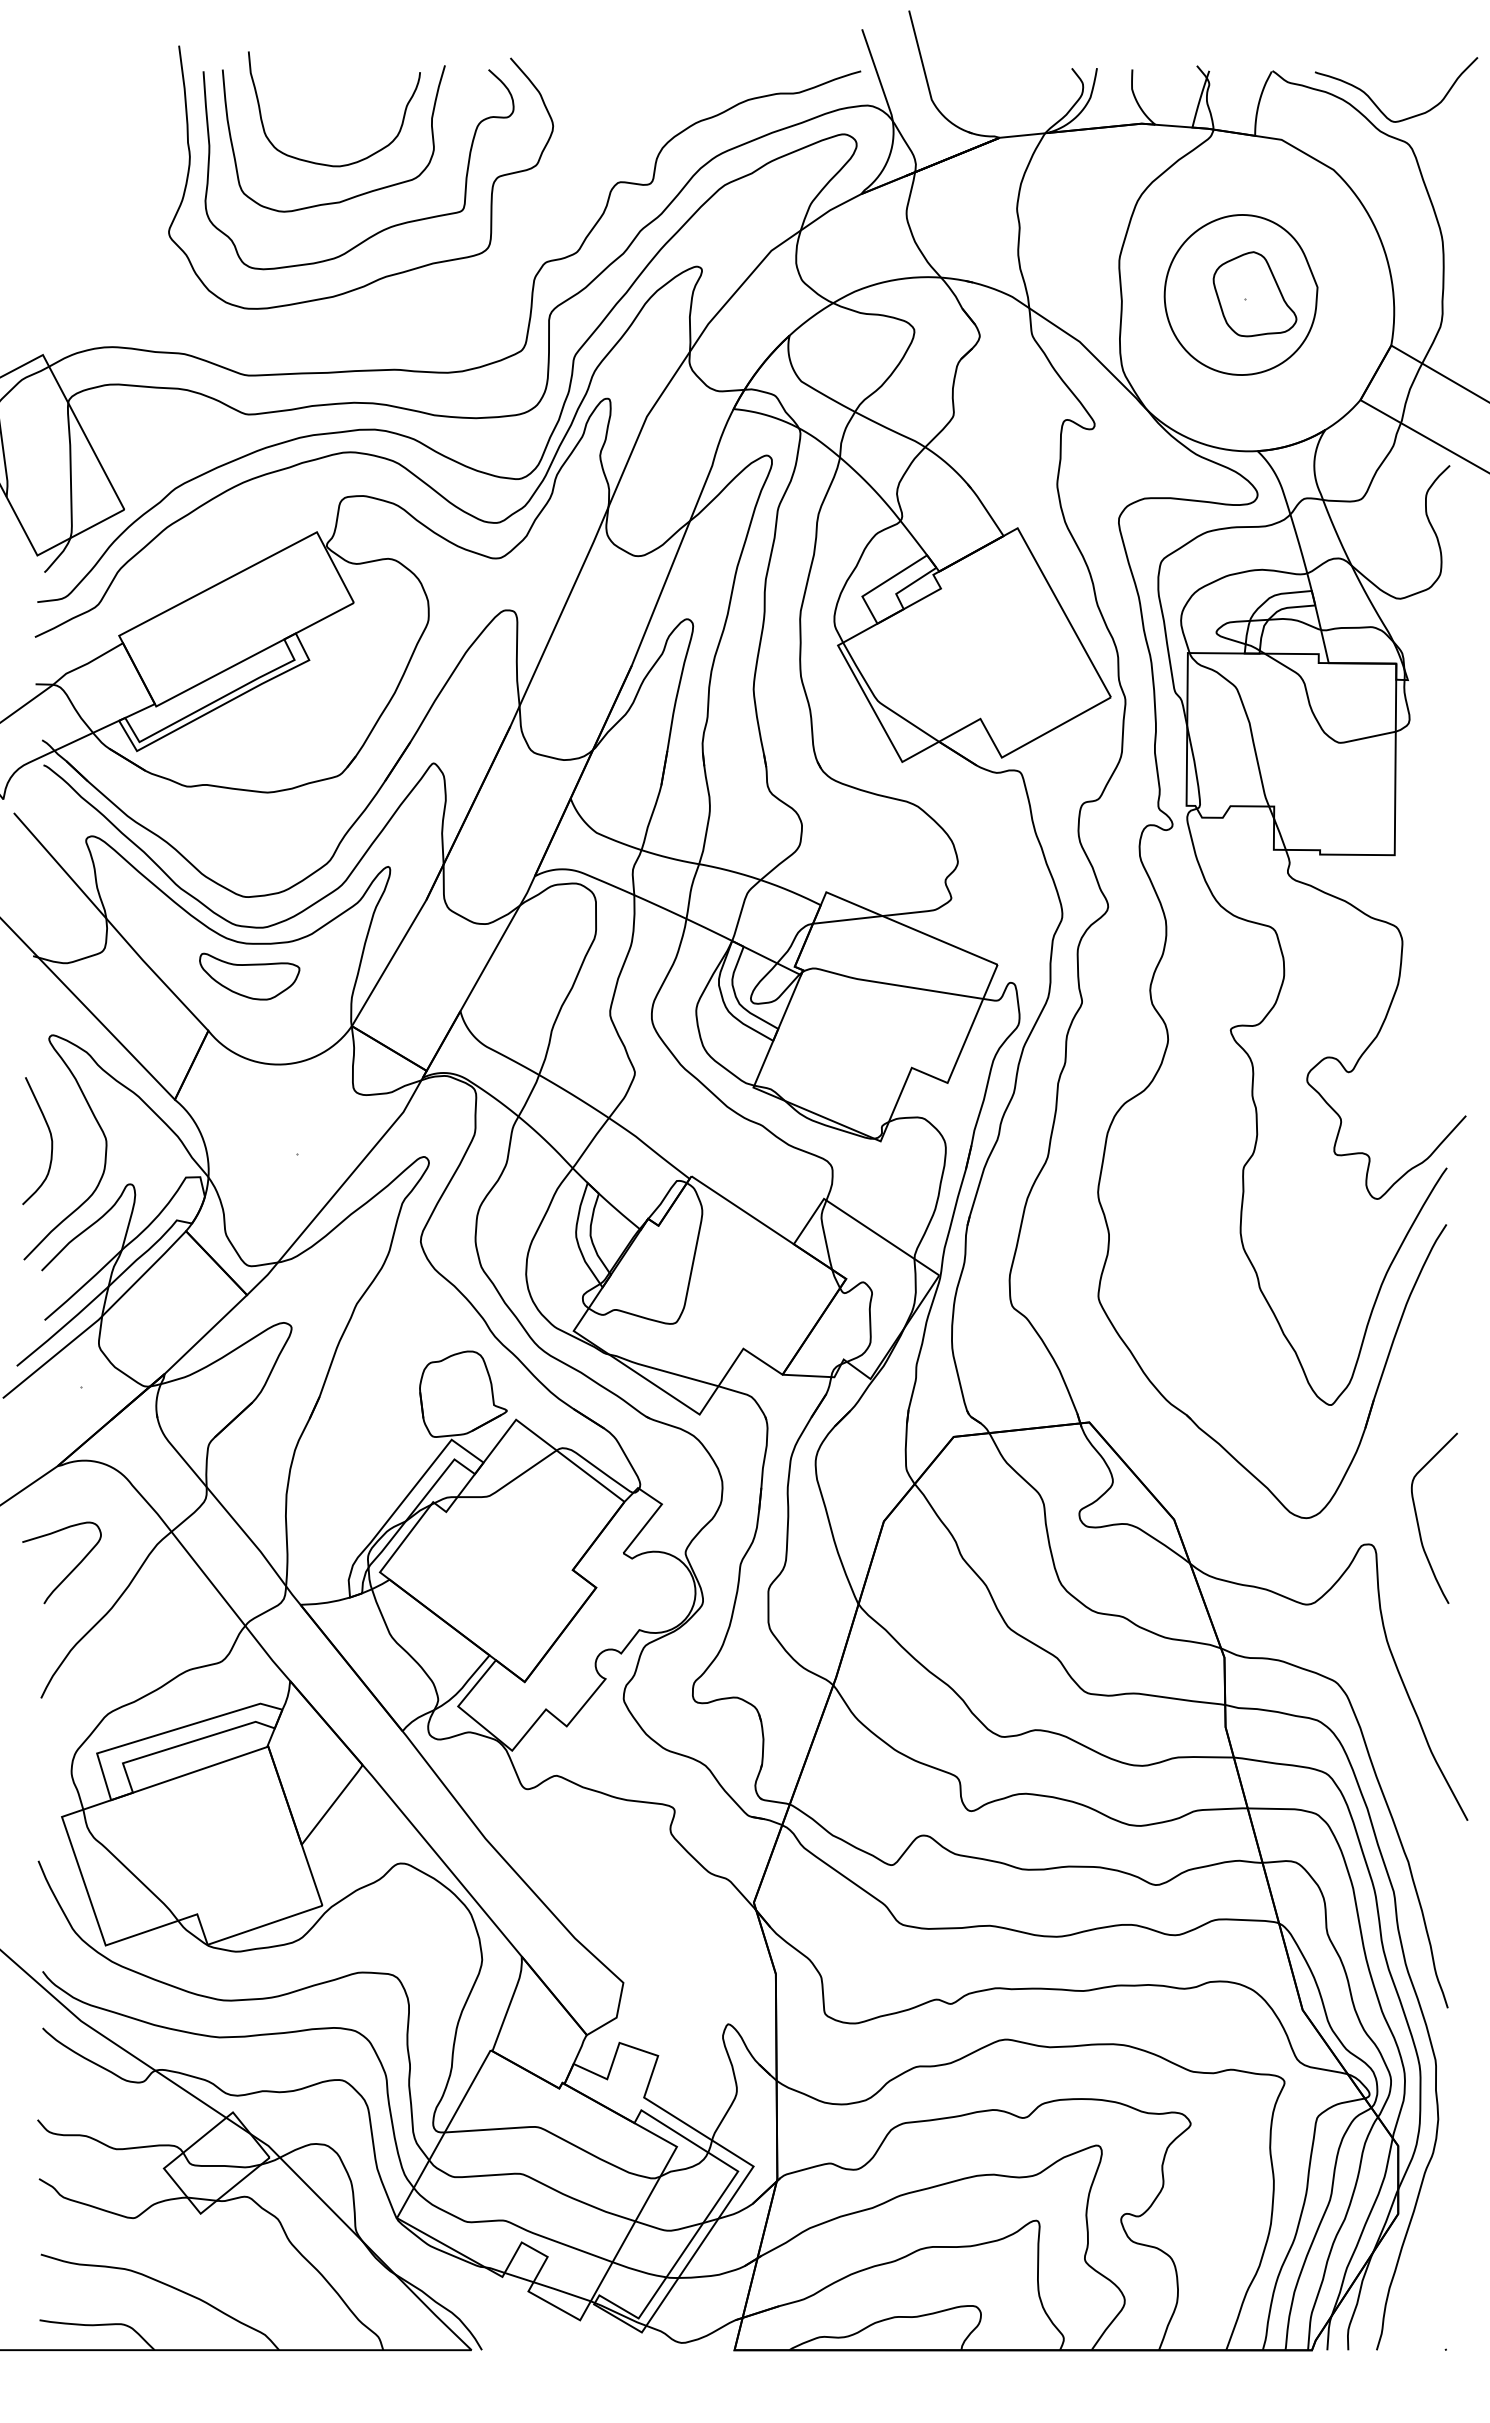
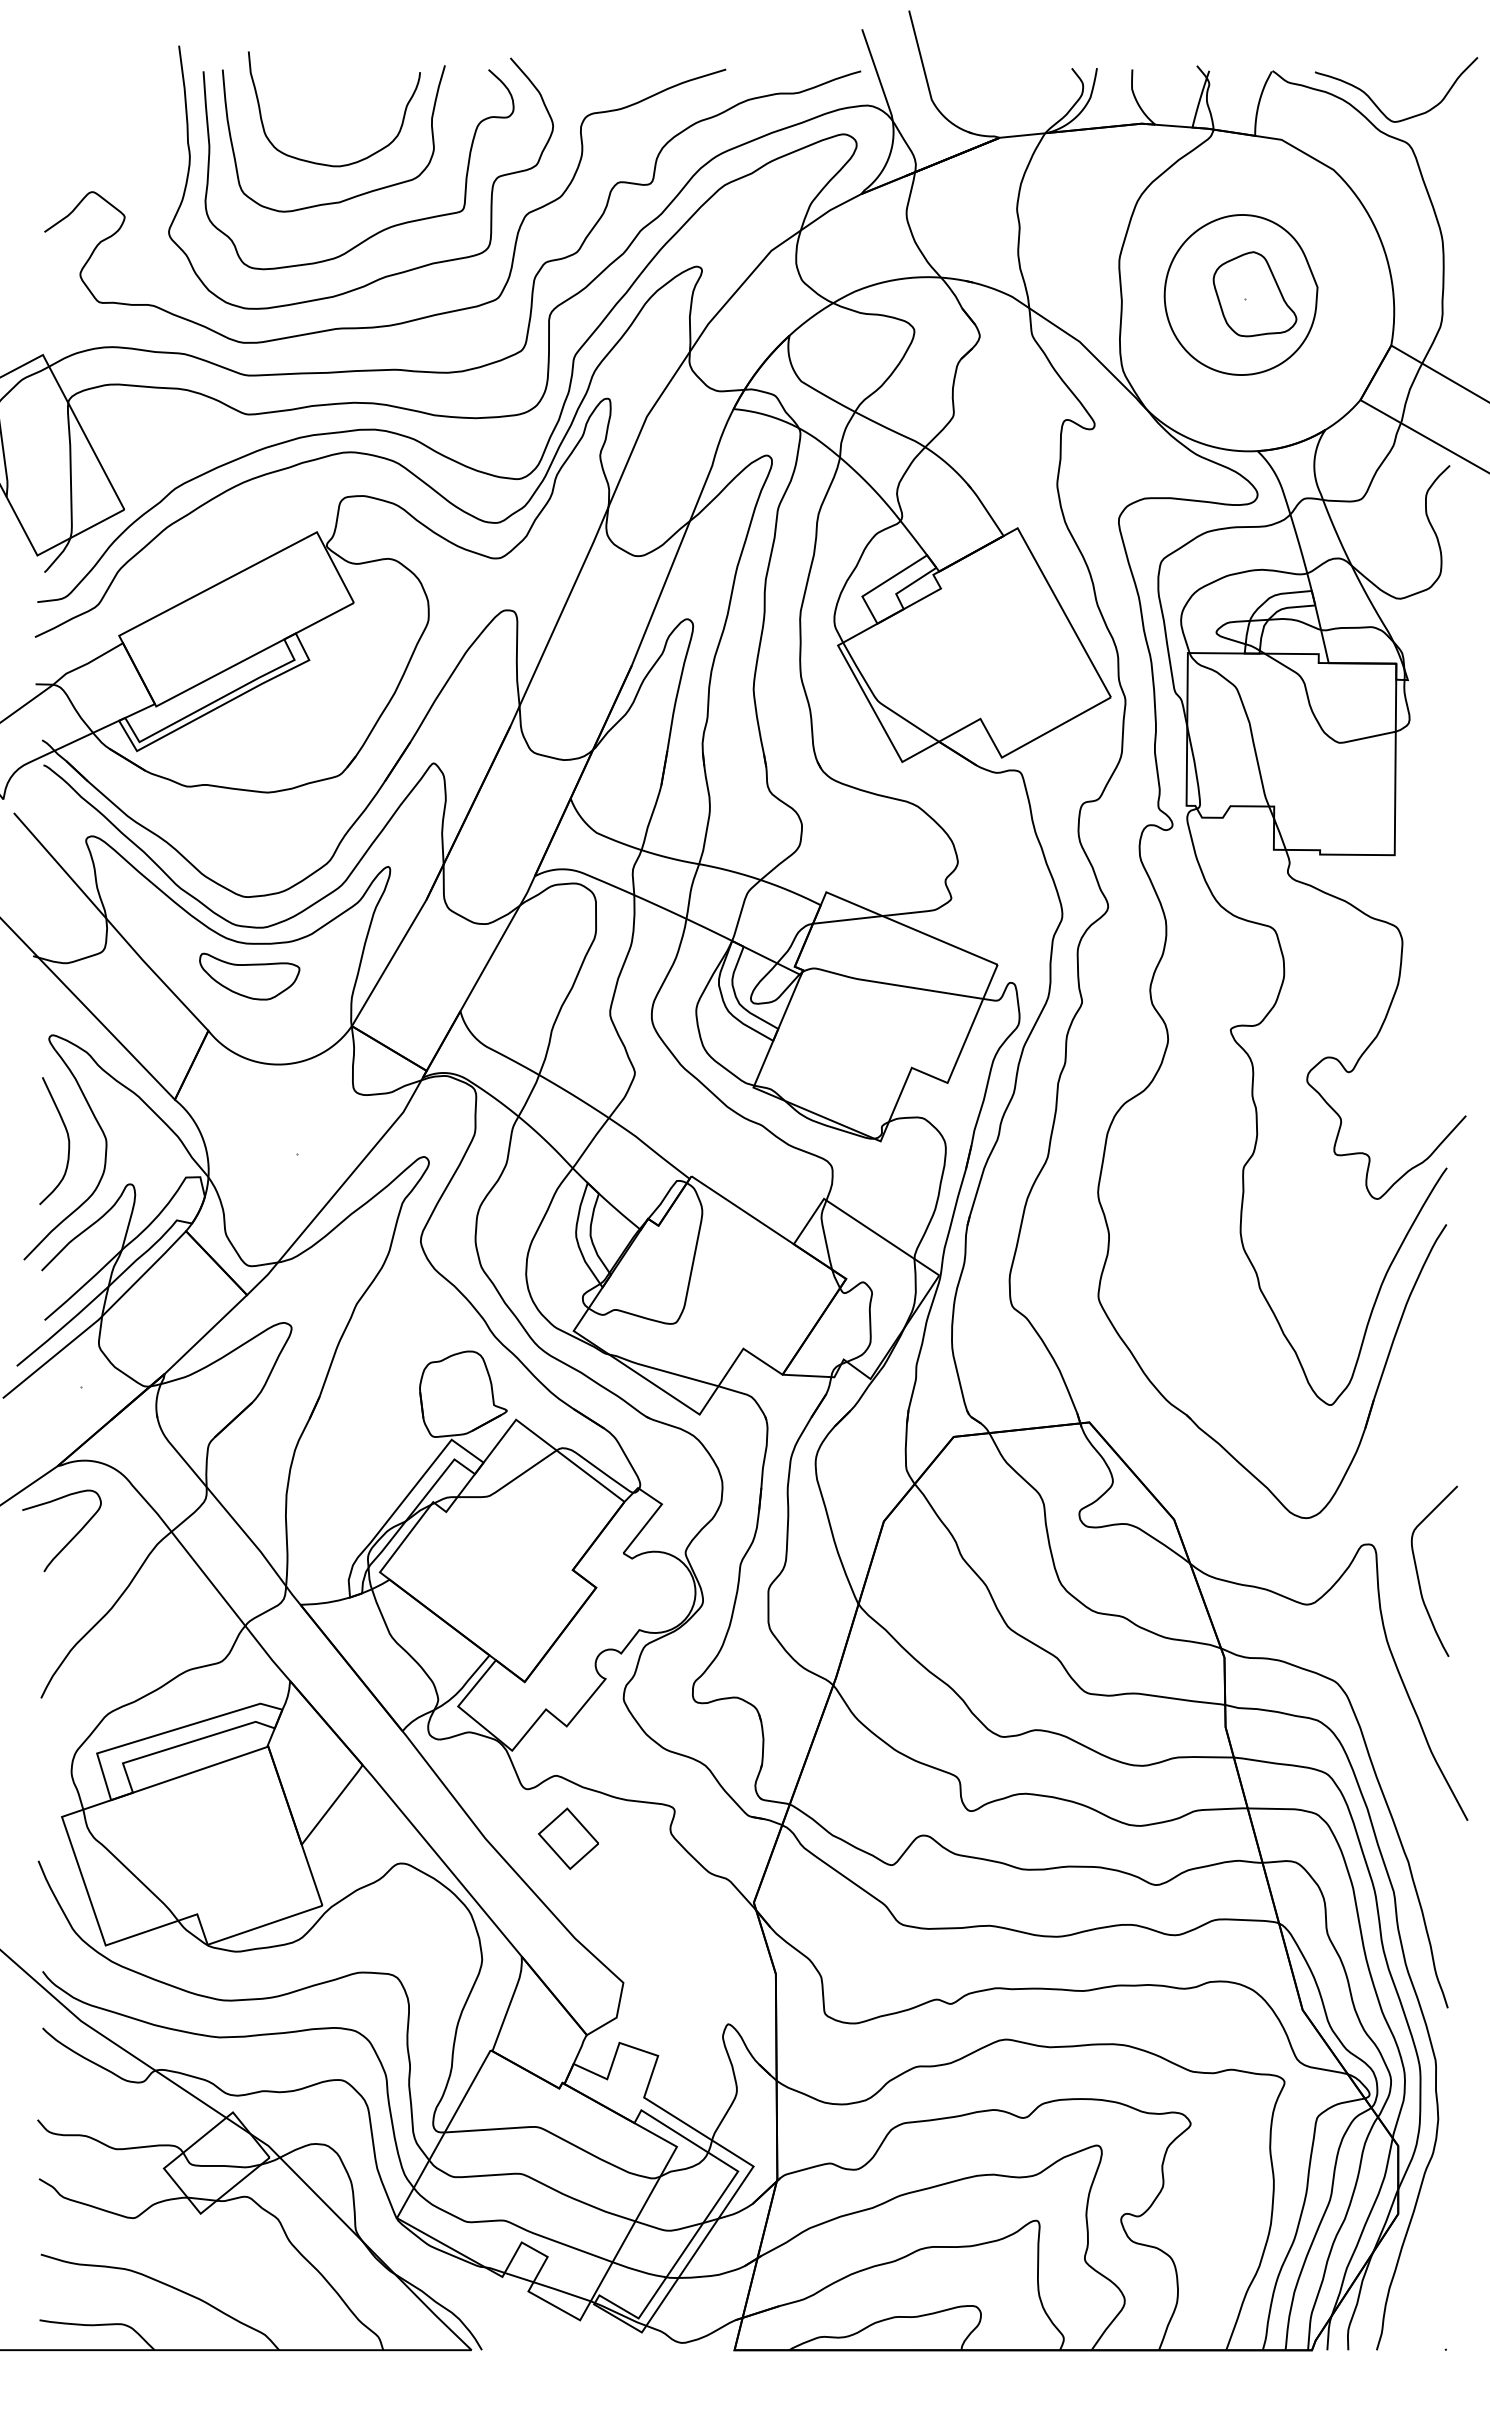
curve: none -> present (412, 319)
curve position: (50, 1138) -> (67, 1138) (67, 1138)
curve position: (1418, 1520) -> (1418, 1573) (1418, 1573)
curve position: (70, 1571) -> (70, 1539) (70, 1539)
part: none -> present (568, 1838)
